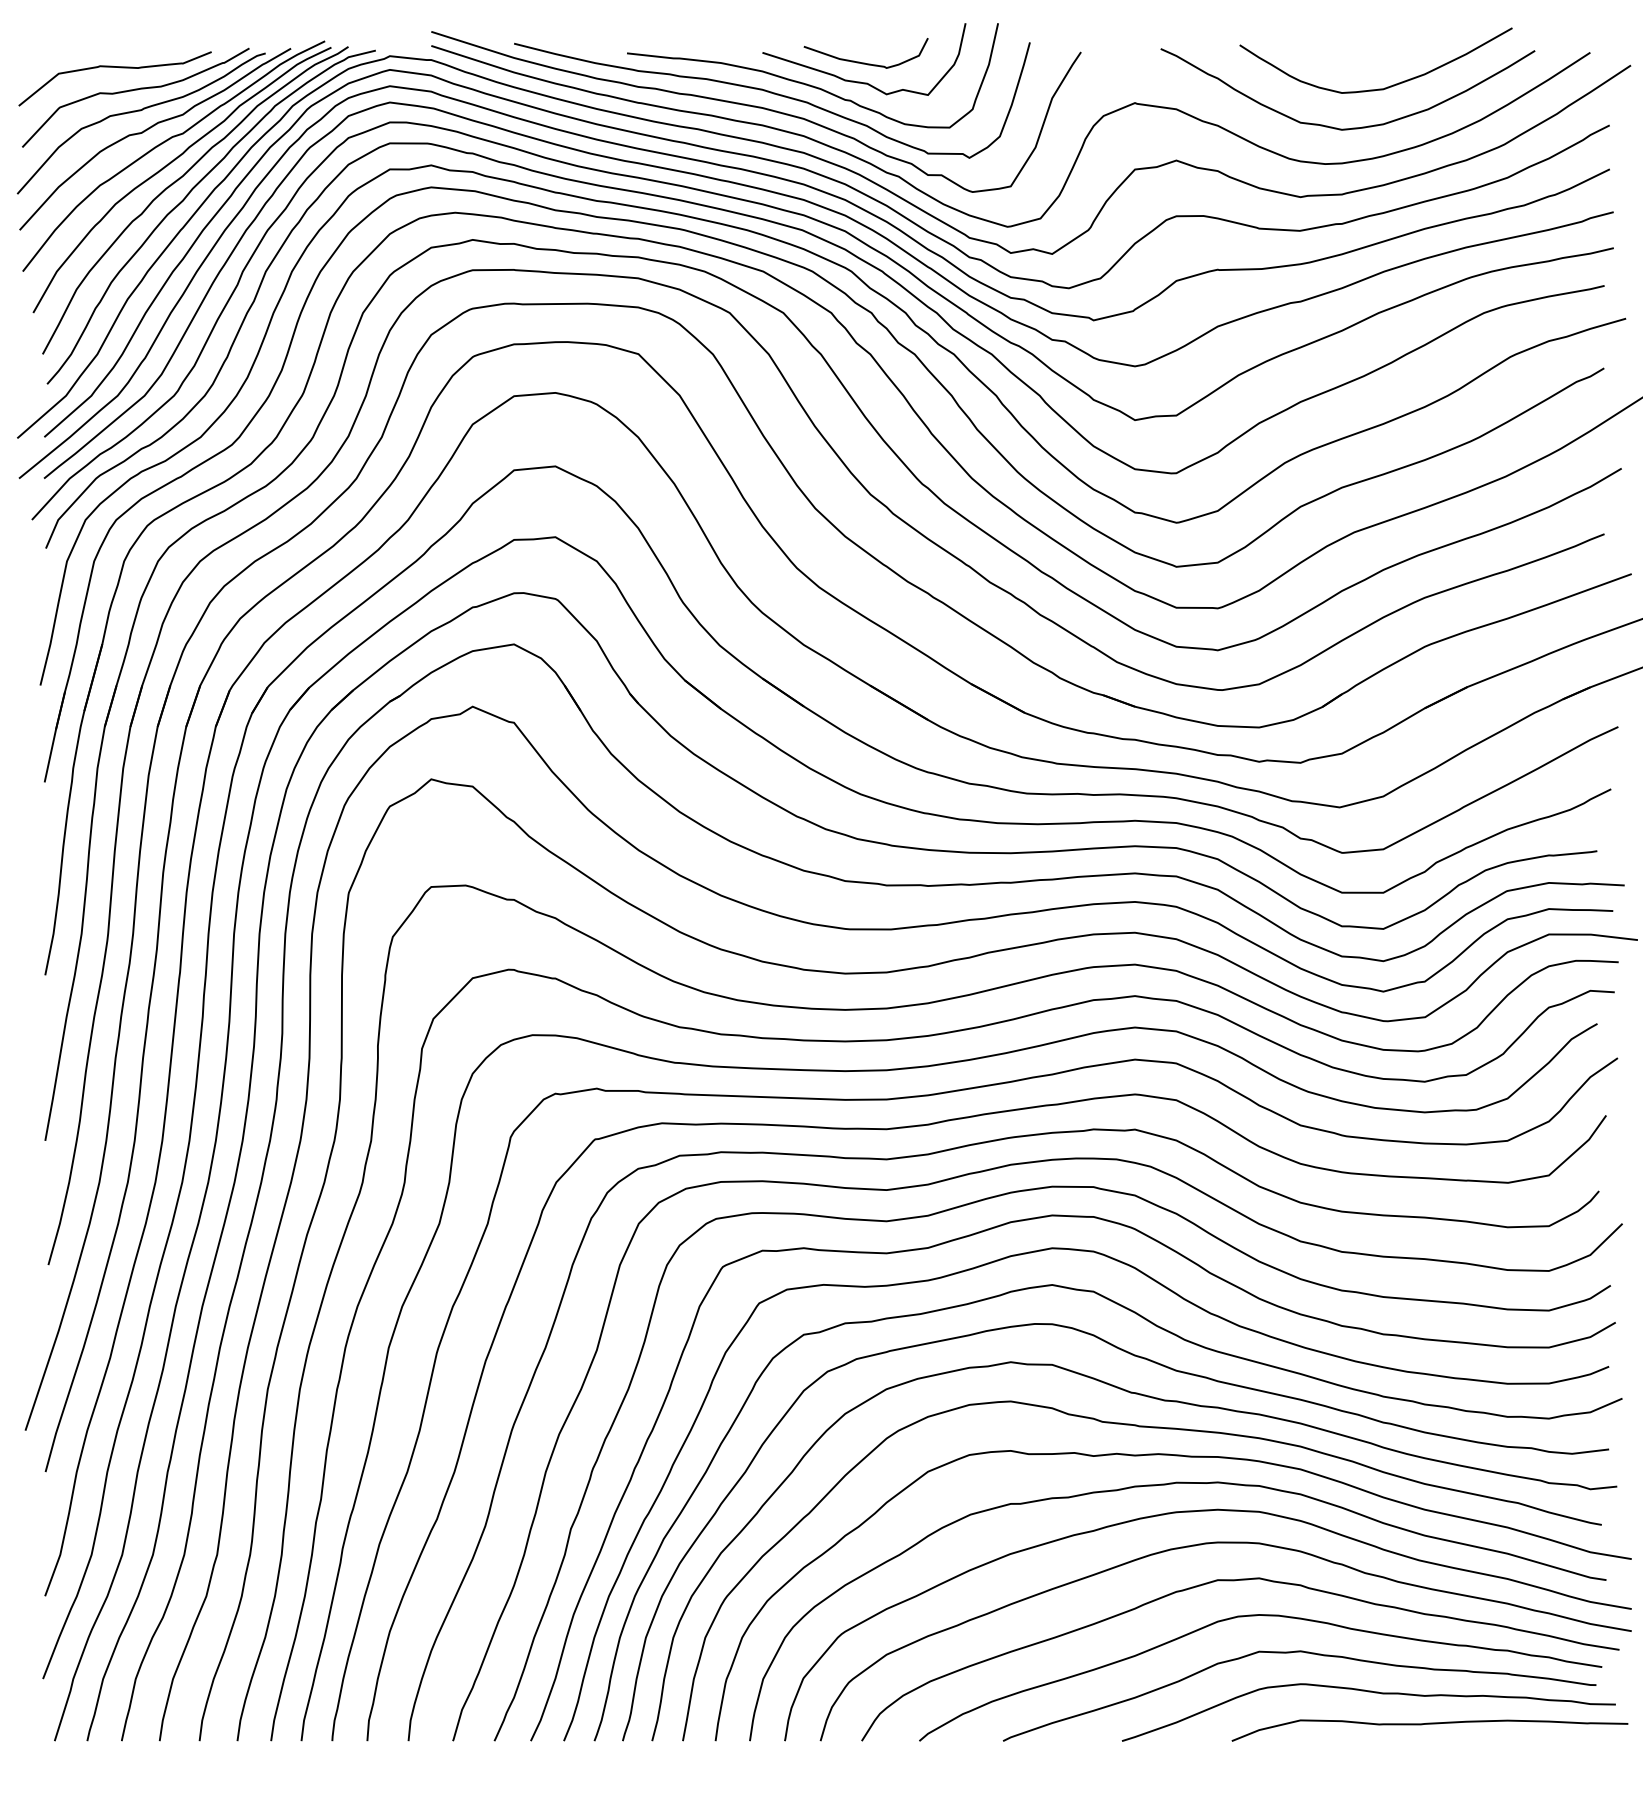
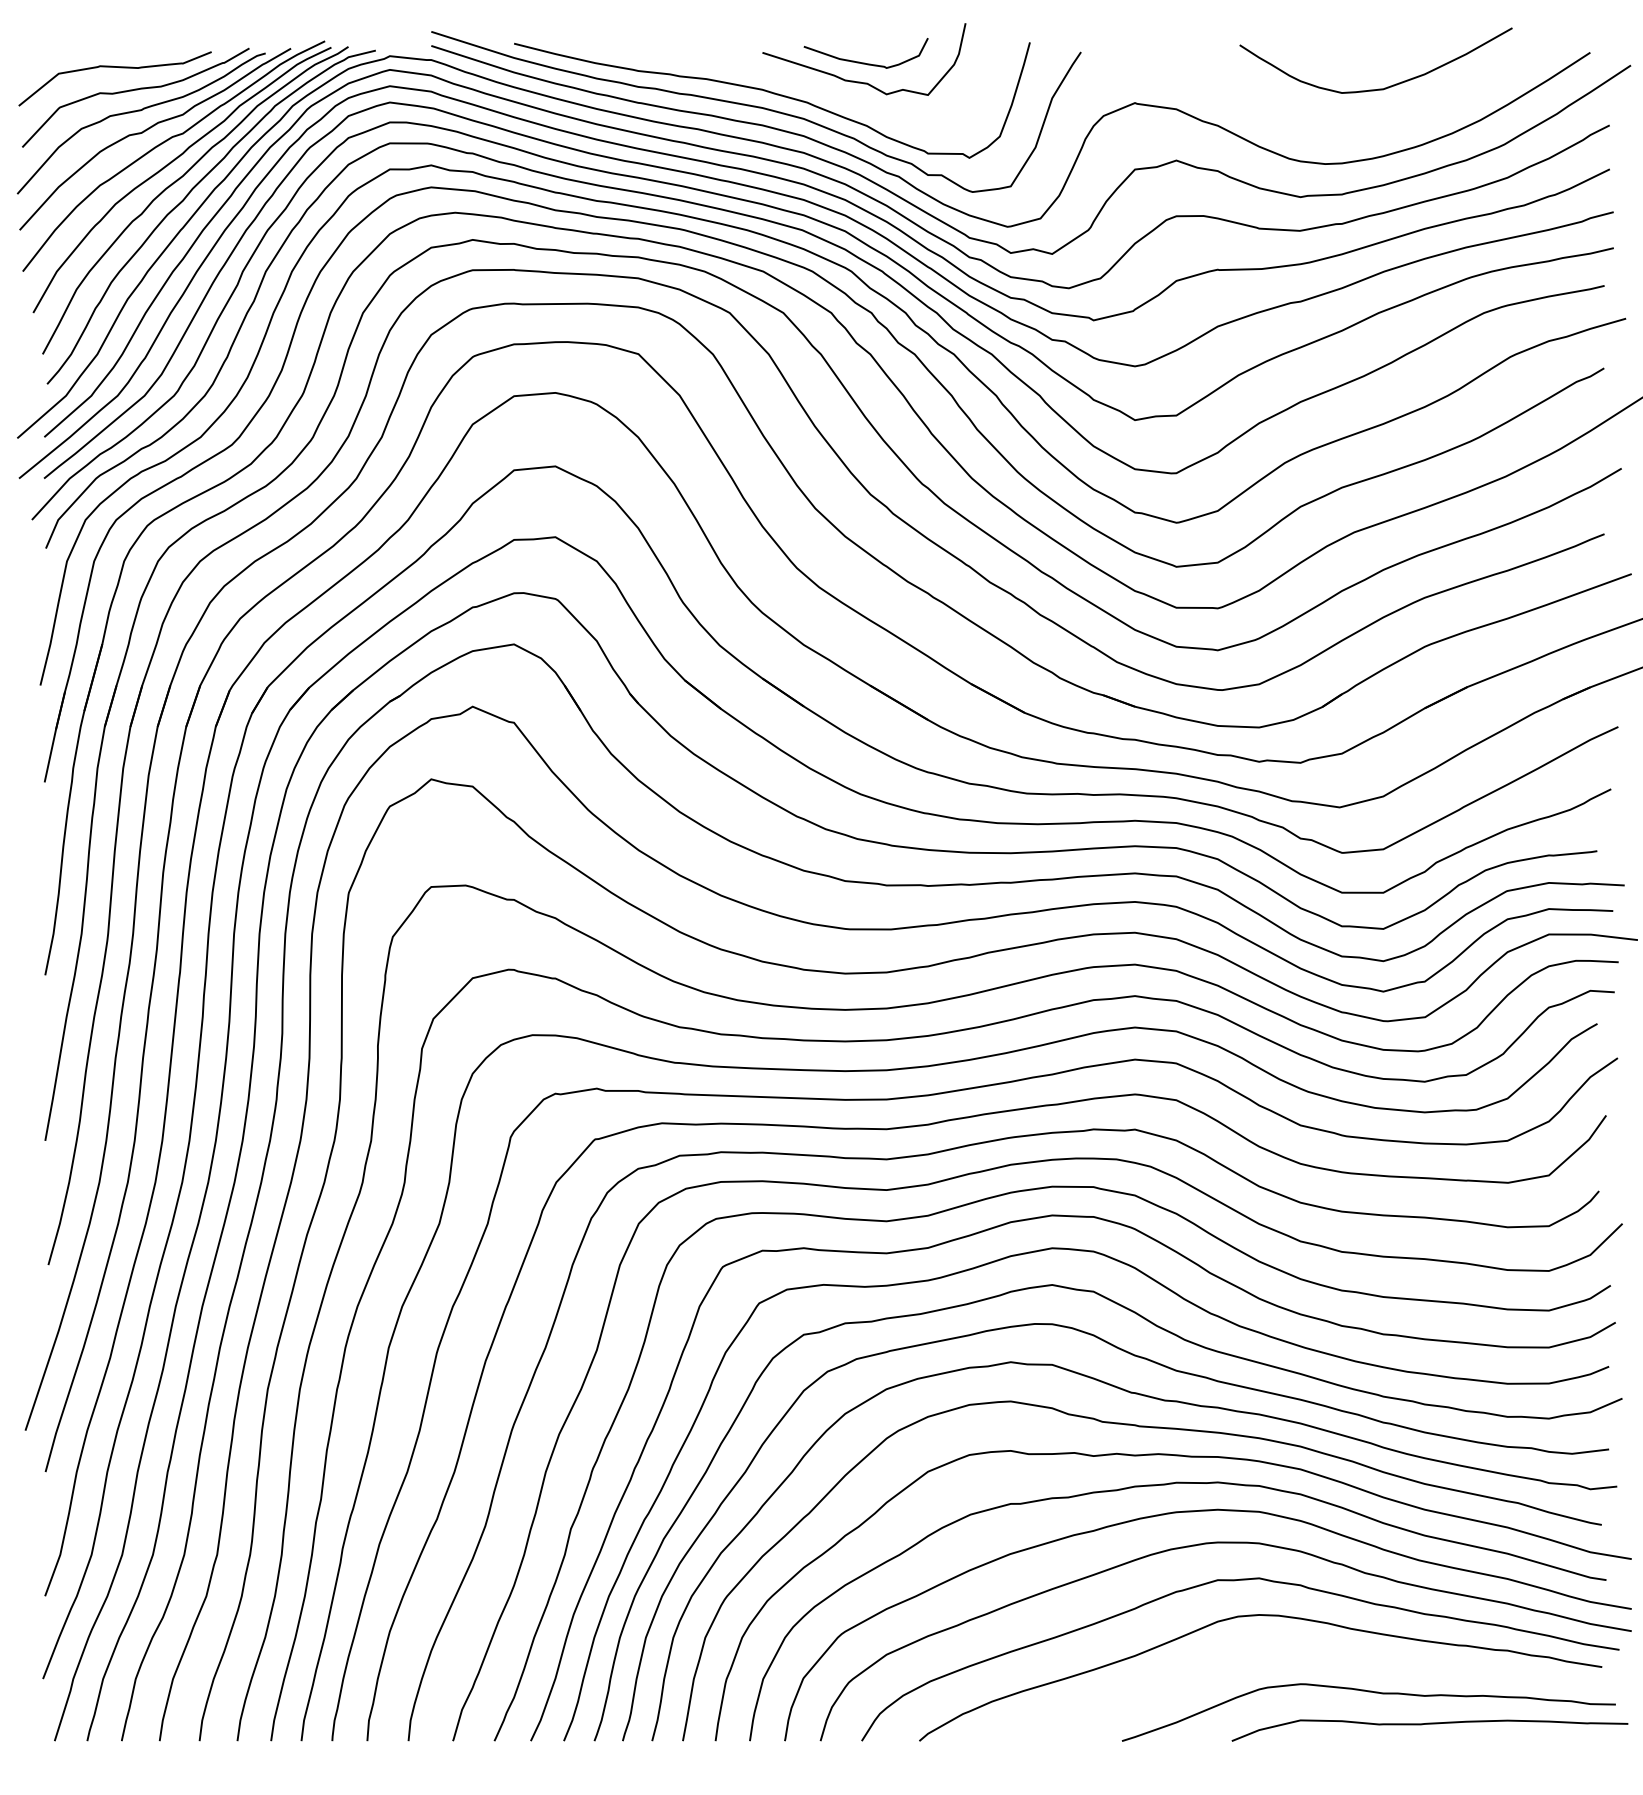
curve: present -> none (810, 84)
curve: present -> none (1352, 127)
curve: present -> none (1306, 1653)
